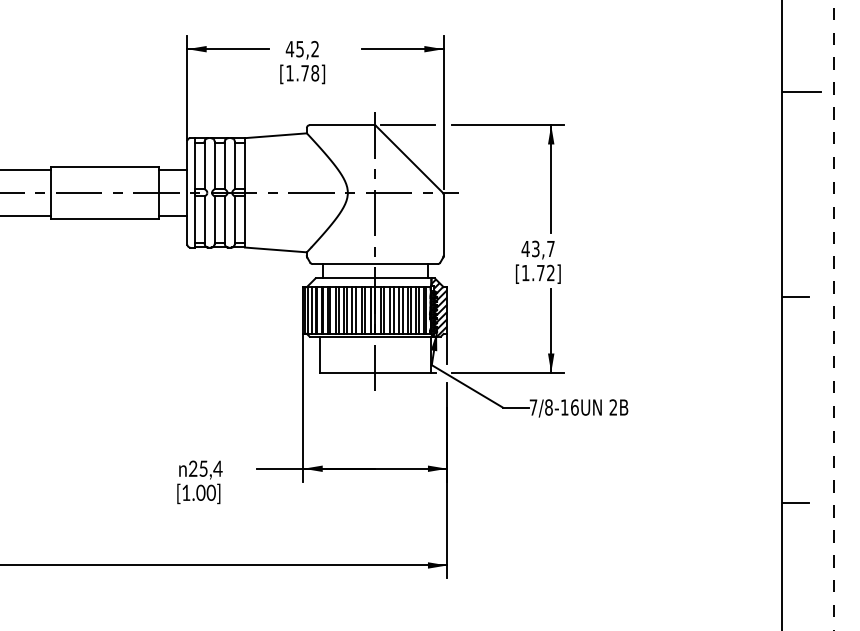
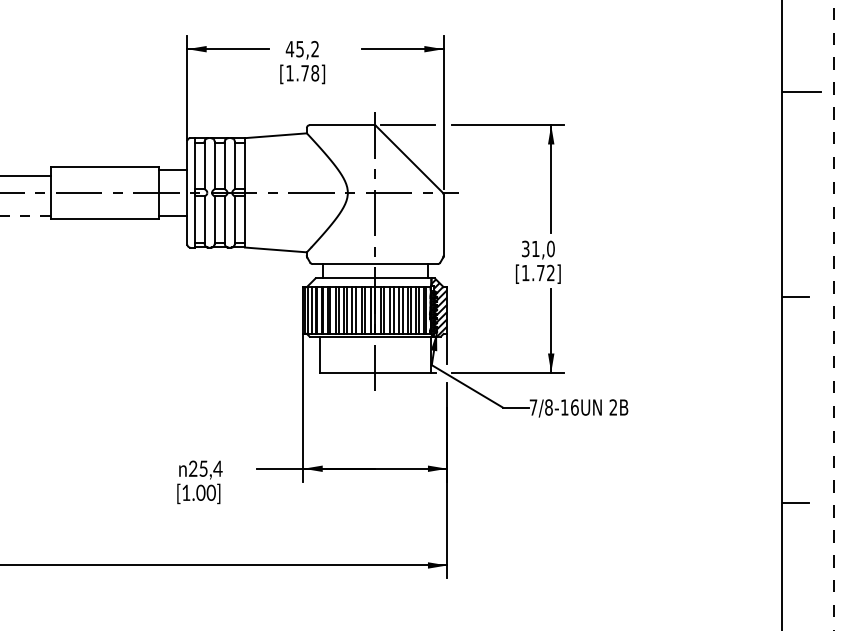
line position: (26, 169) -> (26, 175) (26, 175)
line: solid -> dashed (25, 215)
text: 43,7 -> 31,0 (537, 248)
